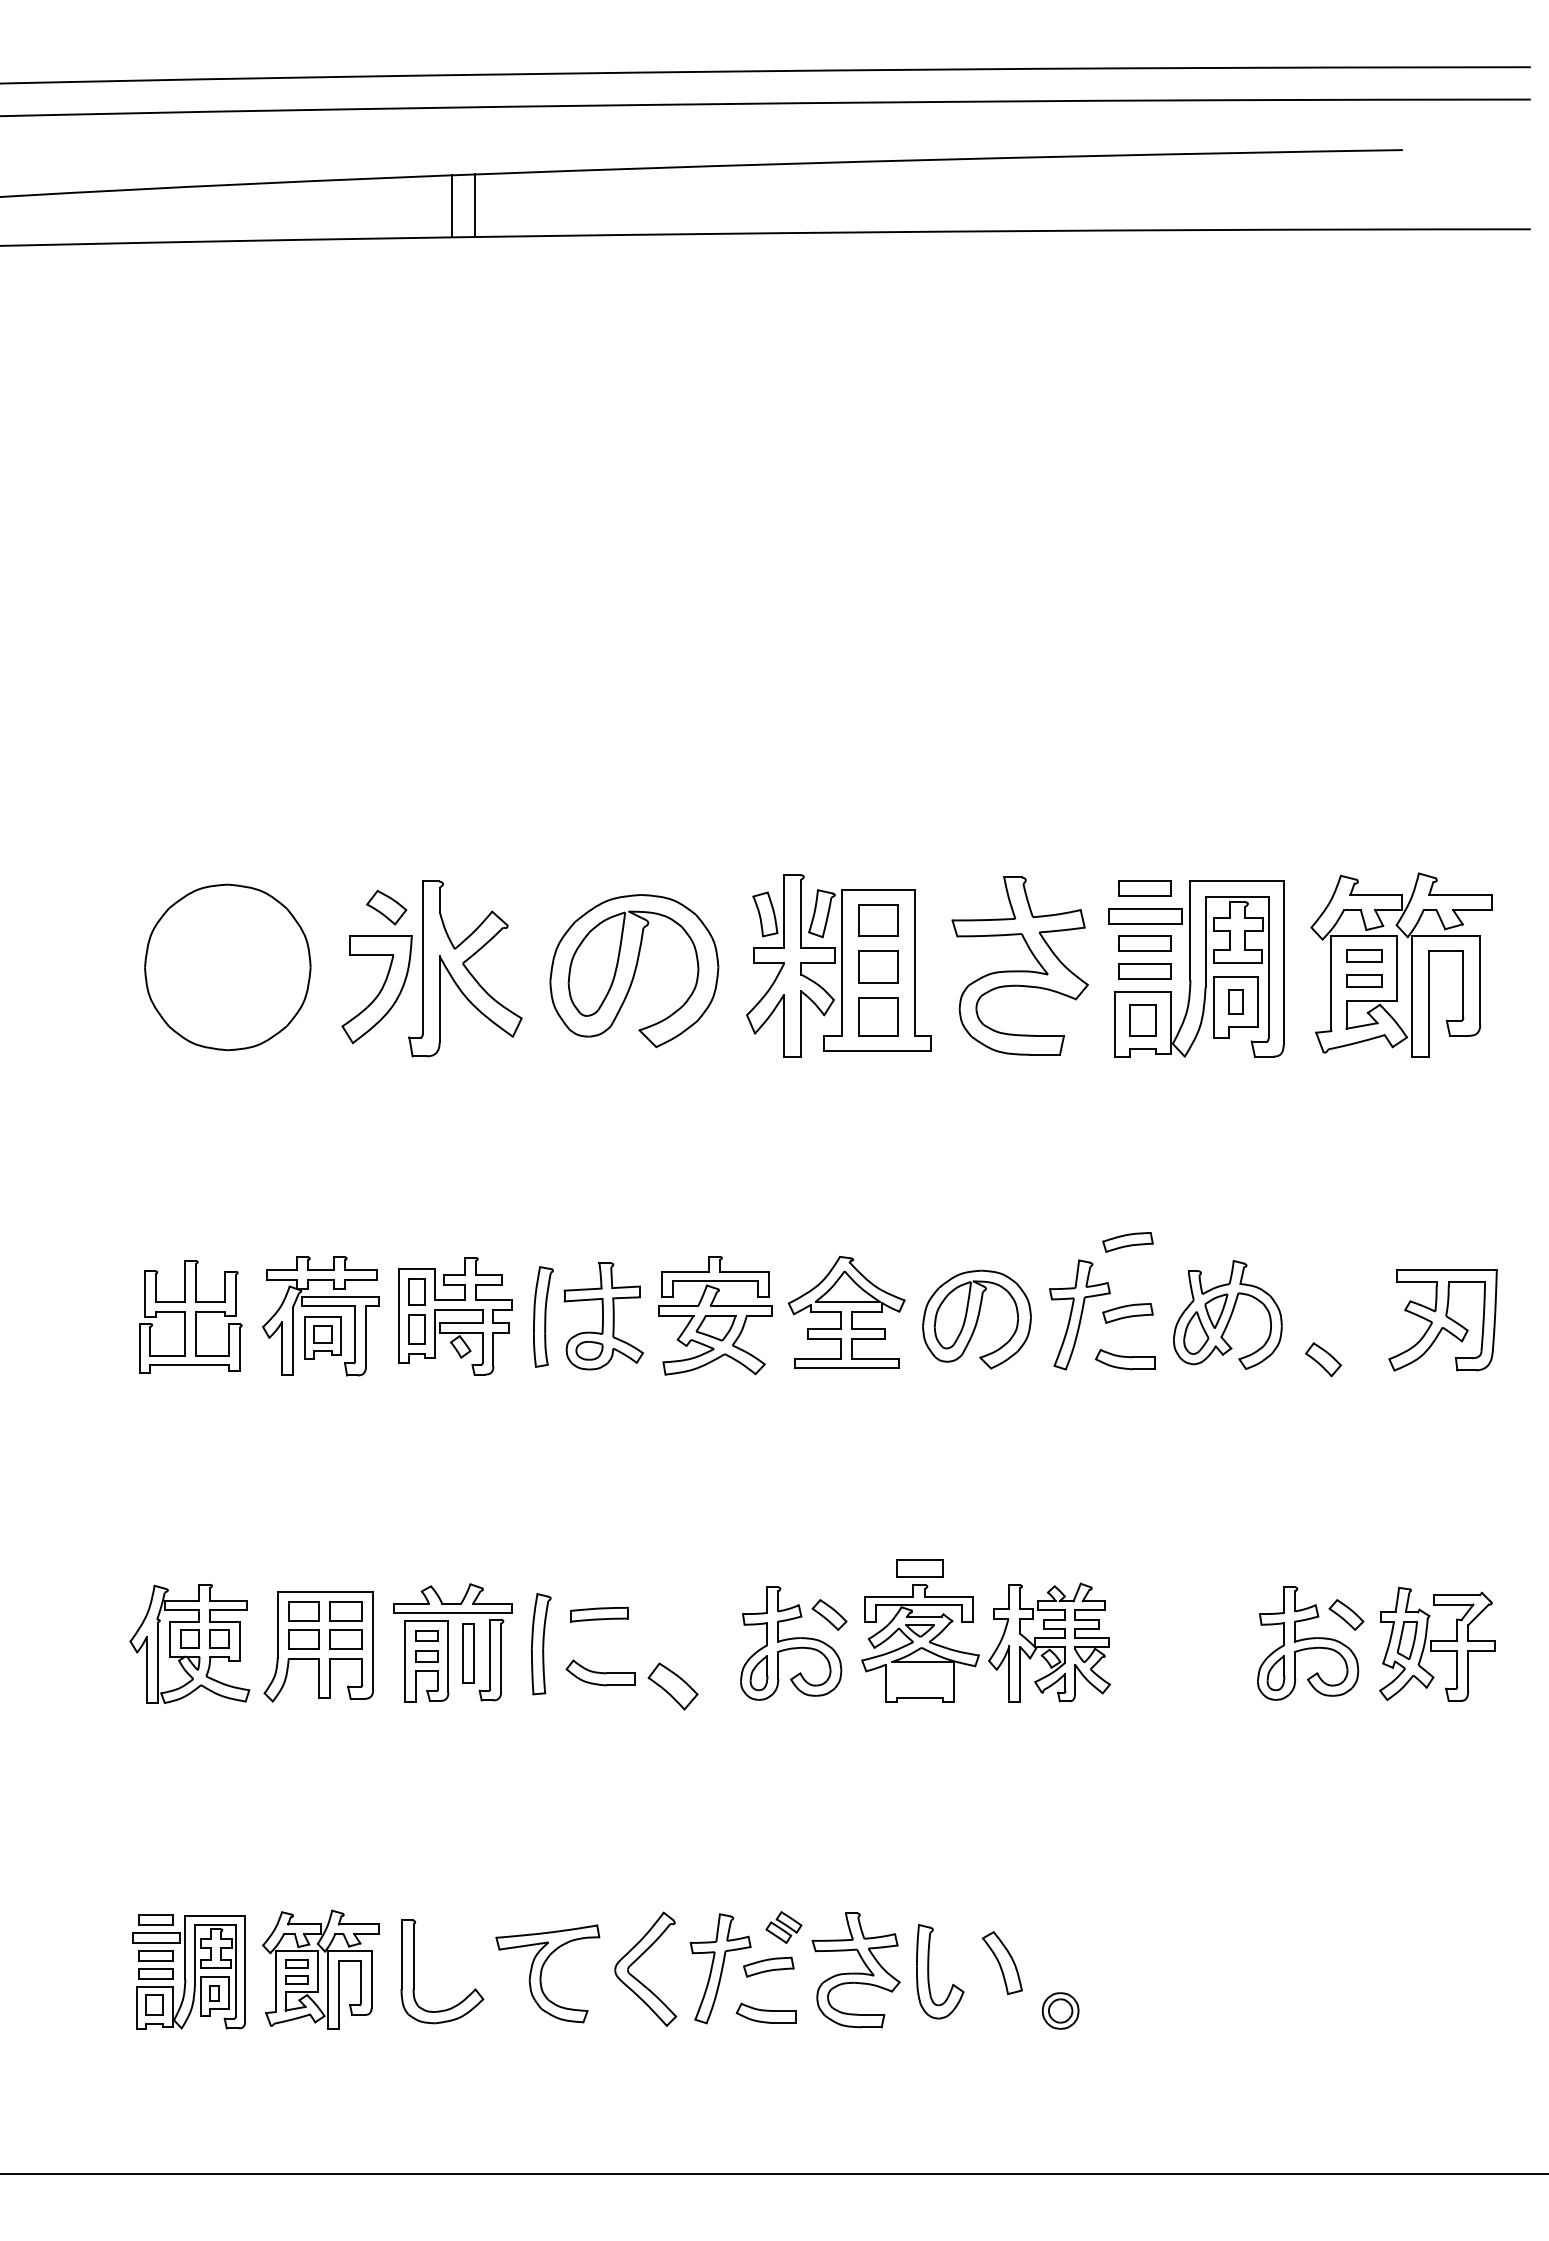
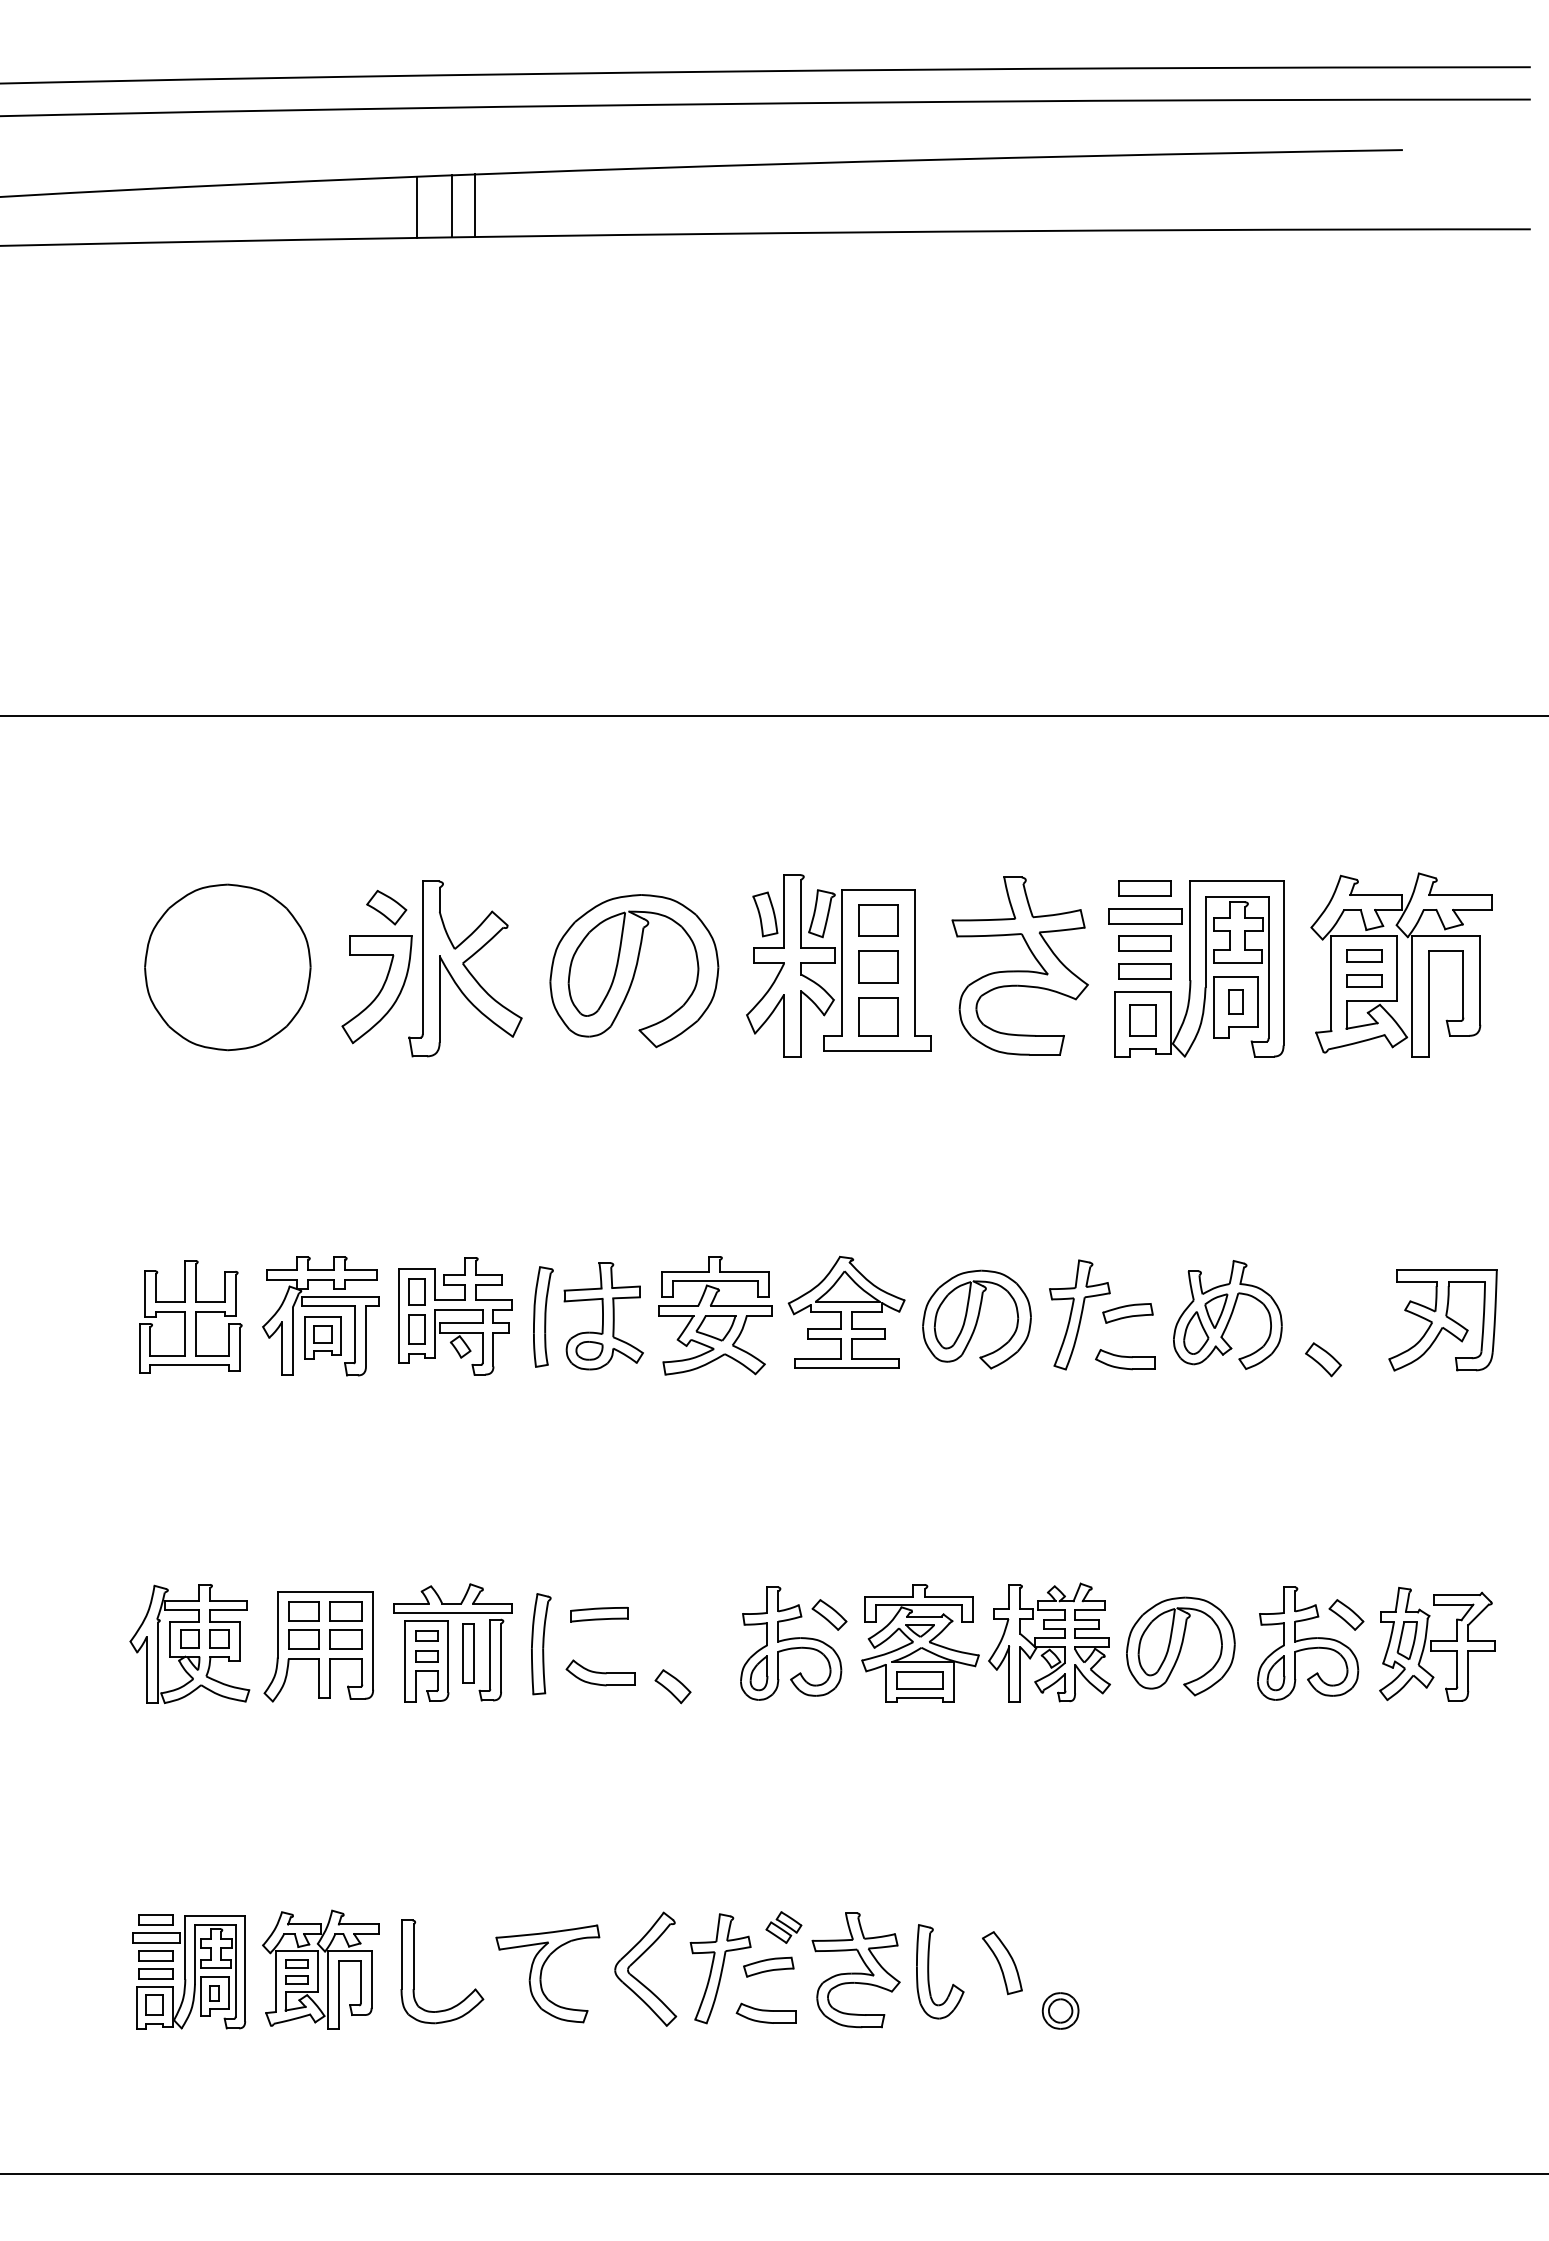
line: none -> present (417, 206)
line: none -> present (773, 715)
part: present -> none (1127, 1242)
part position: (919, 1568) -> (919, 1680) (919, 1680)
part: none -> present (1180, 1646)
part size: 52x49 px -> 38x36 px (672, 1686)
